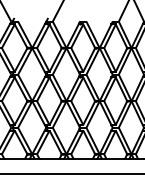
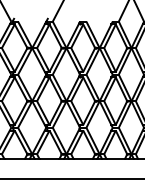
line position: (71, 174) -> (71, 179) (71, 179)
